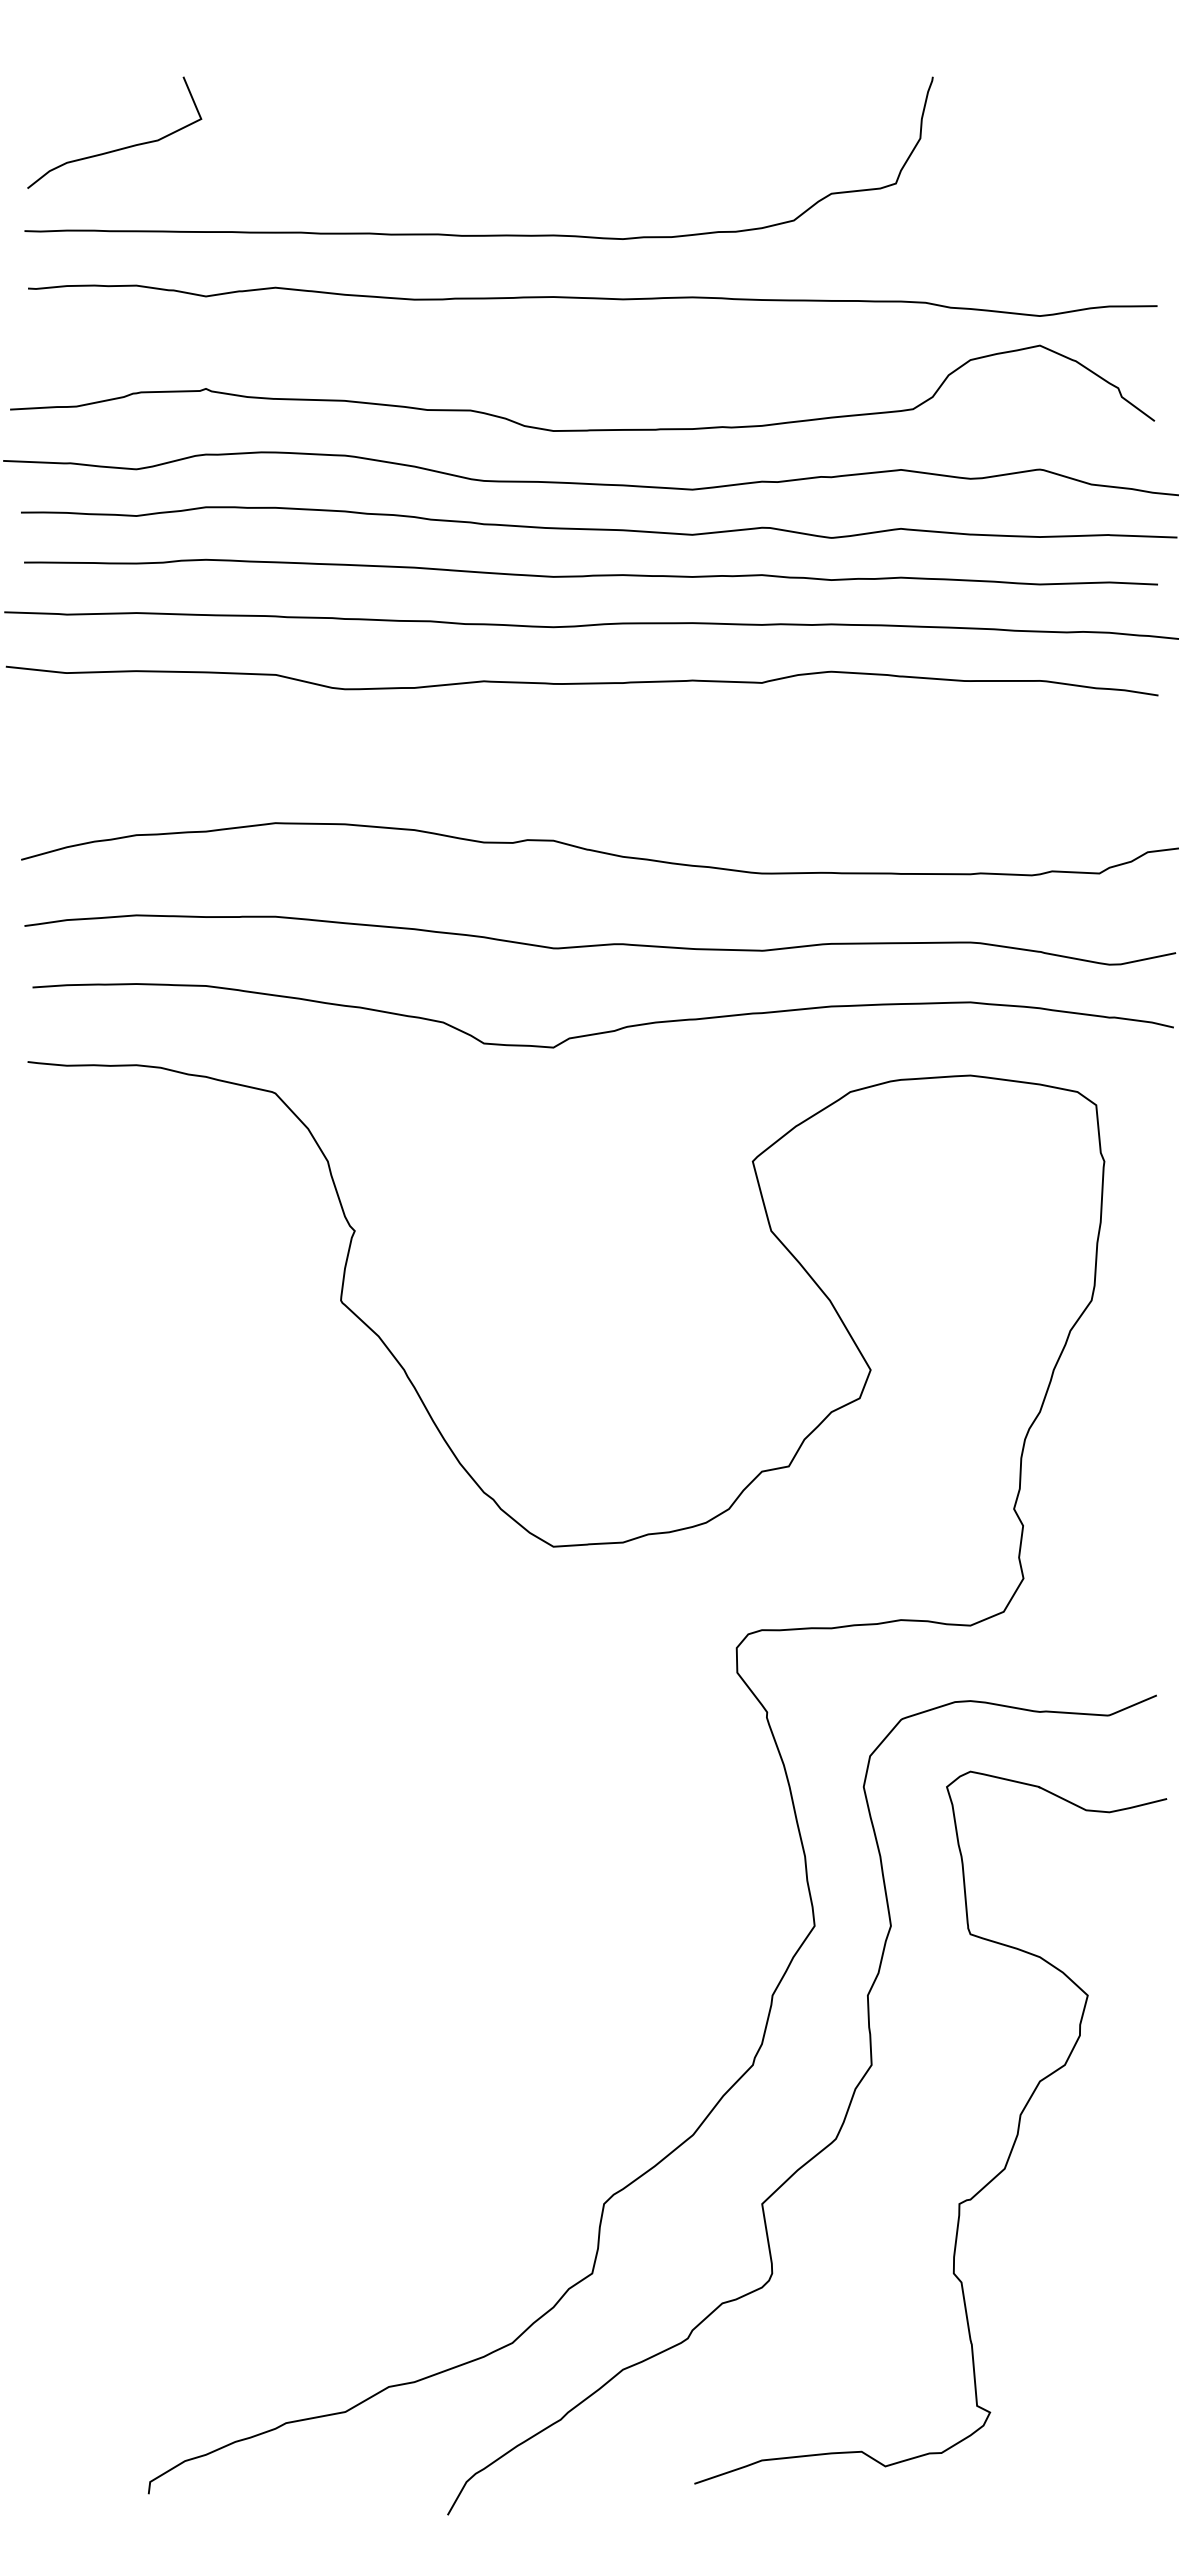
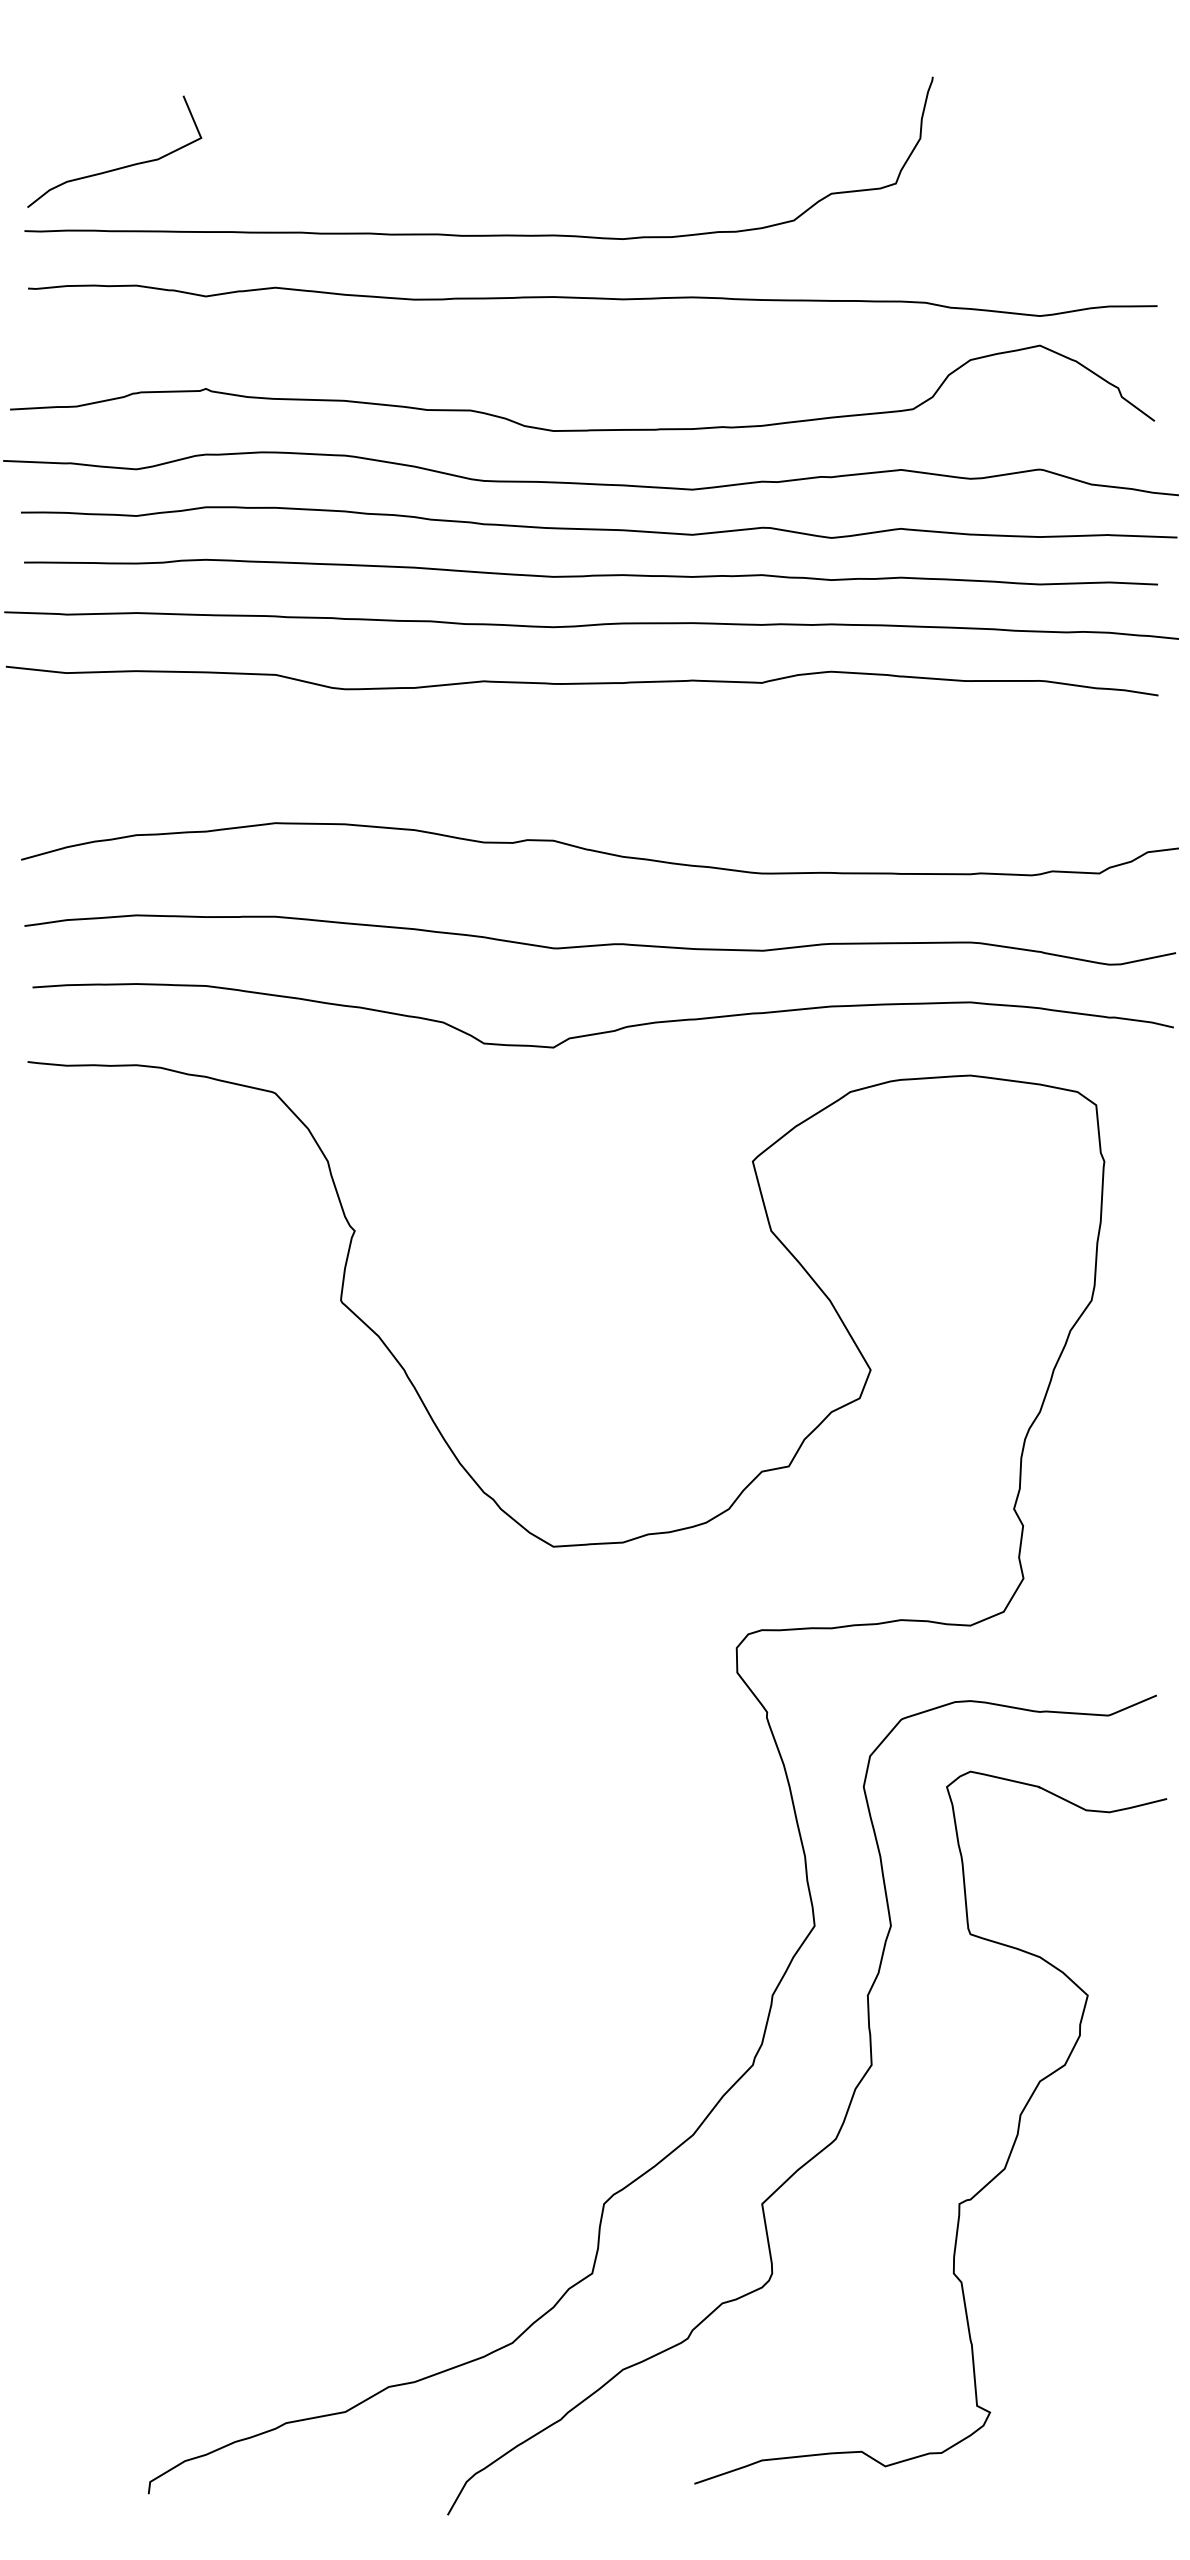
curve position: (119, 148) -> (119, 167) (119, 167)
